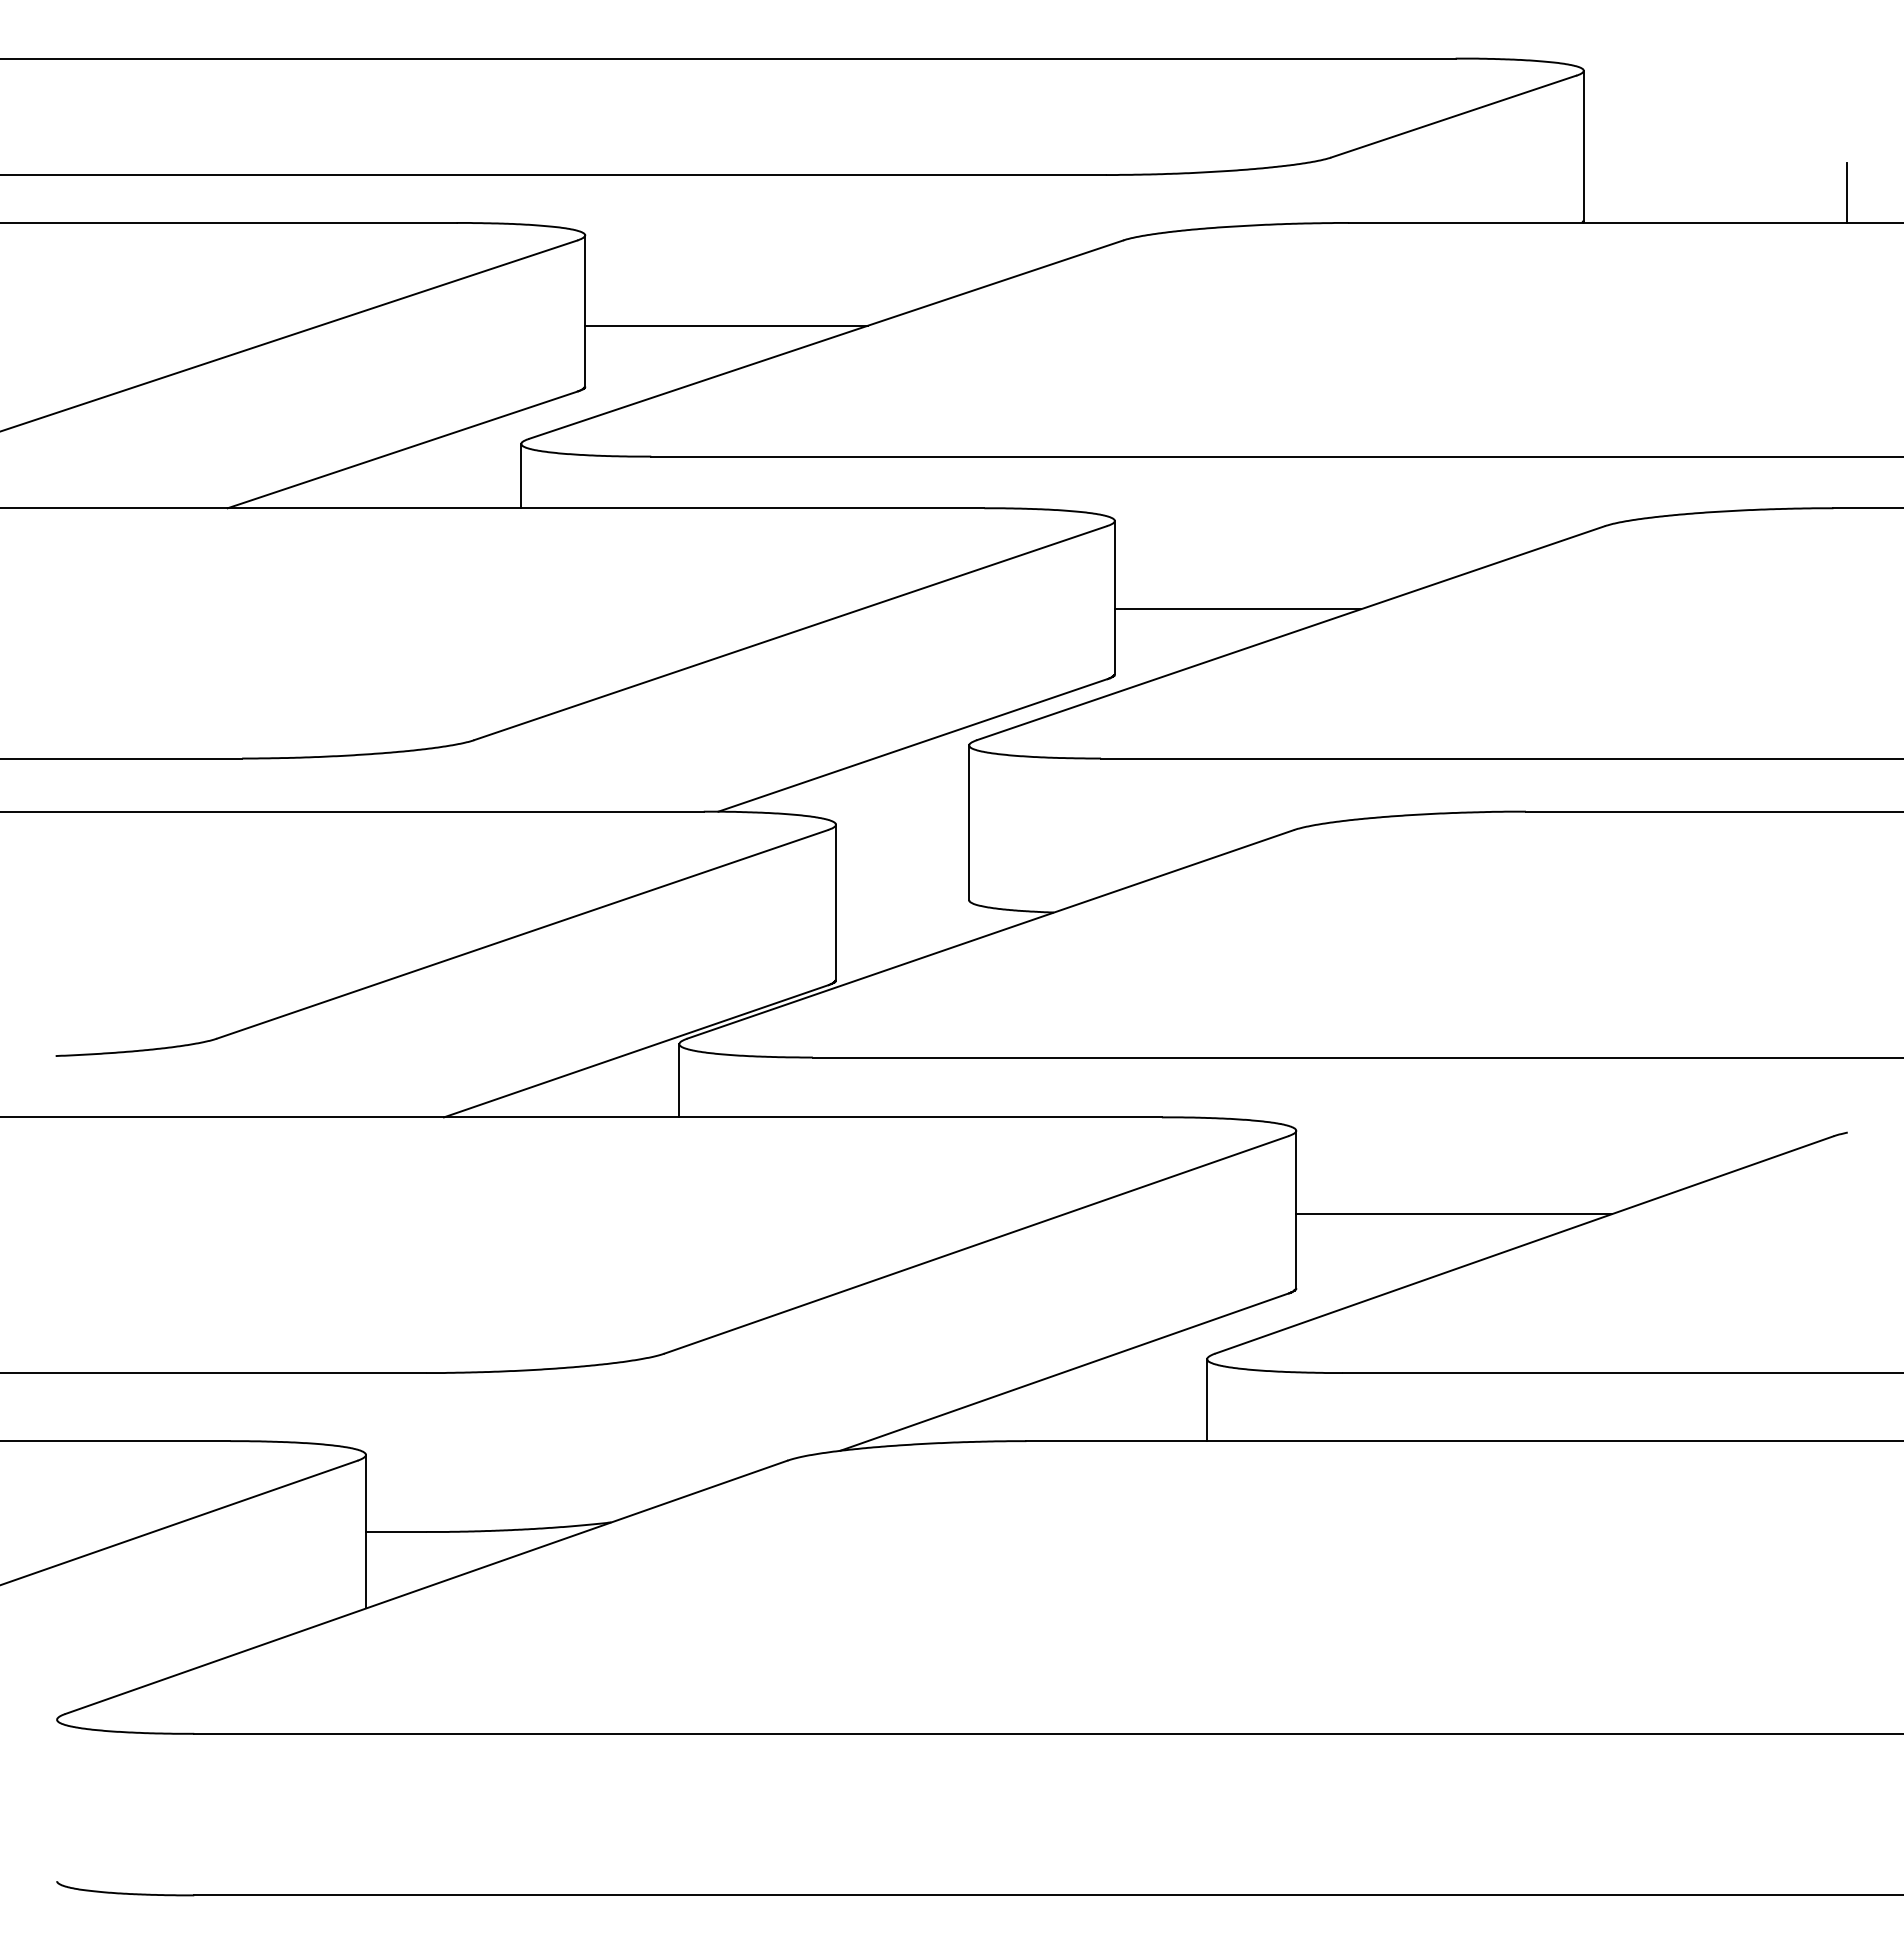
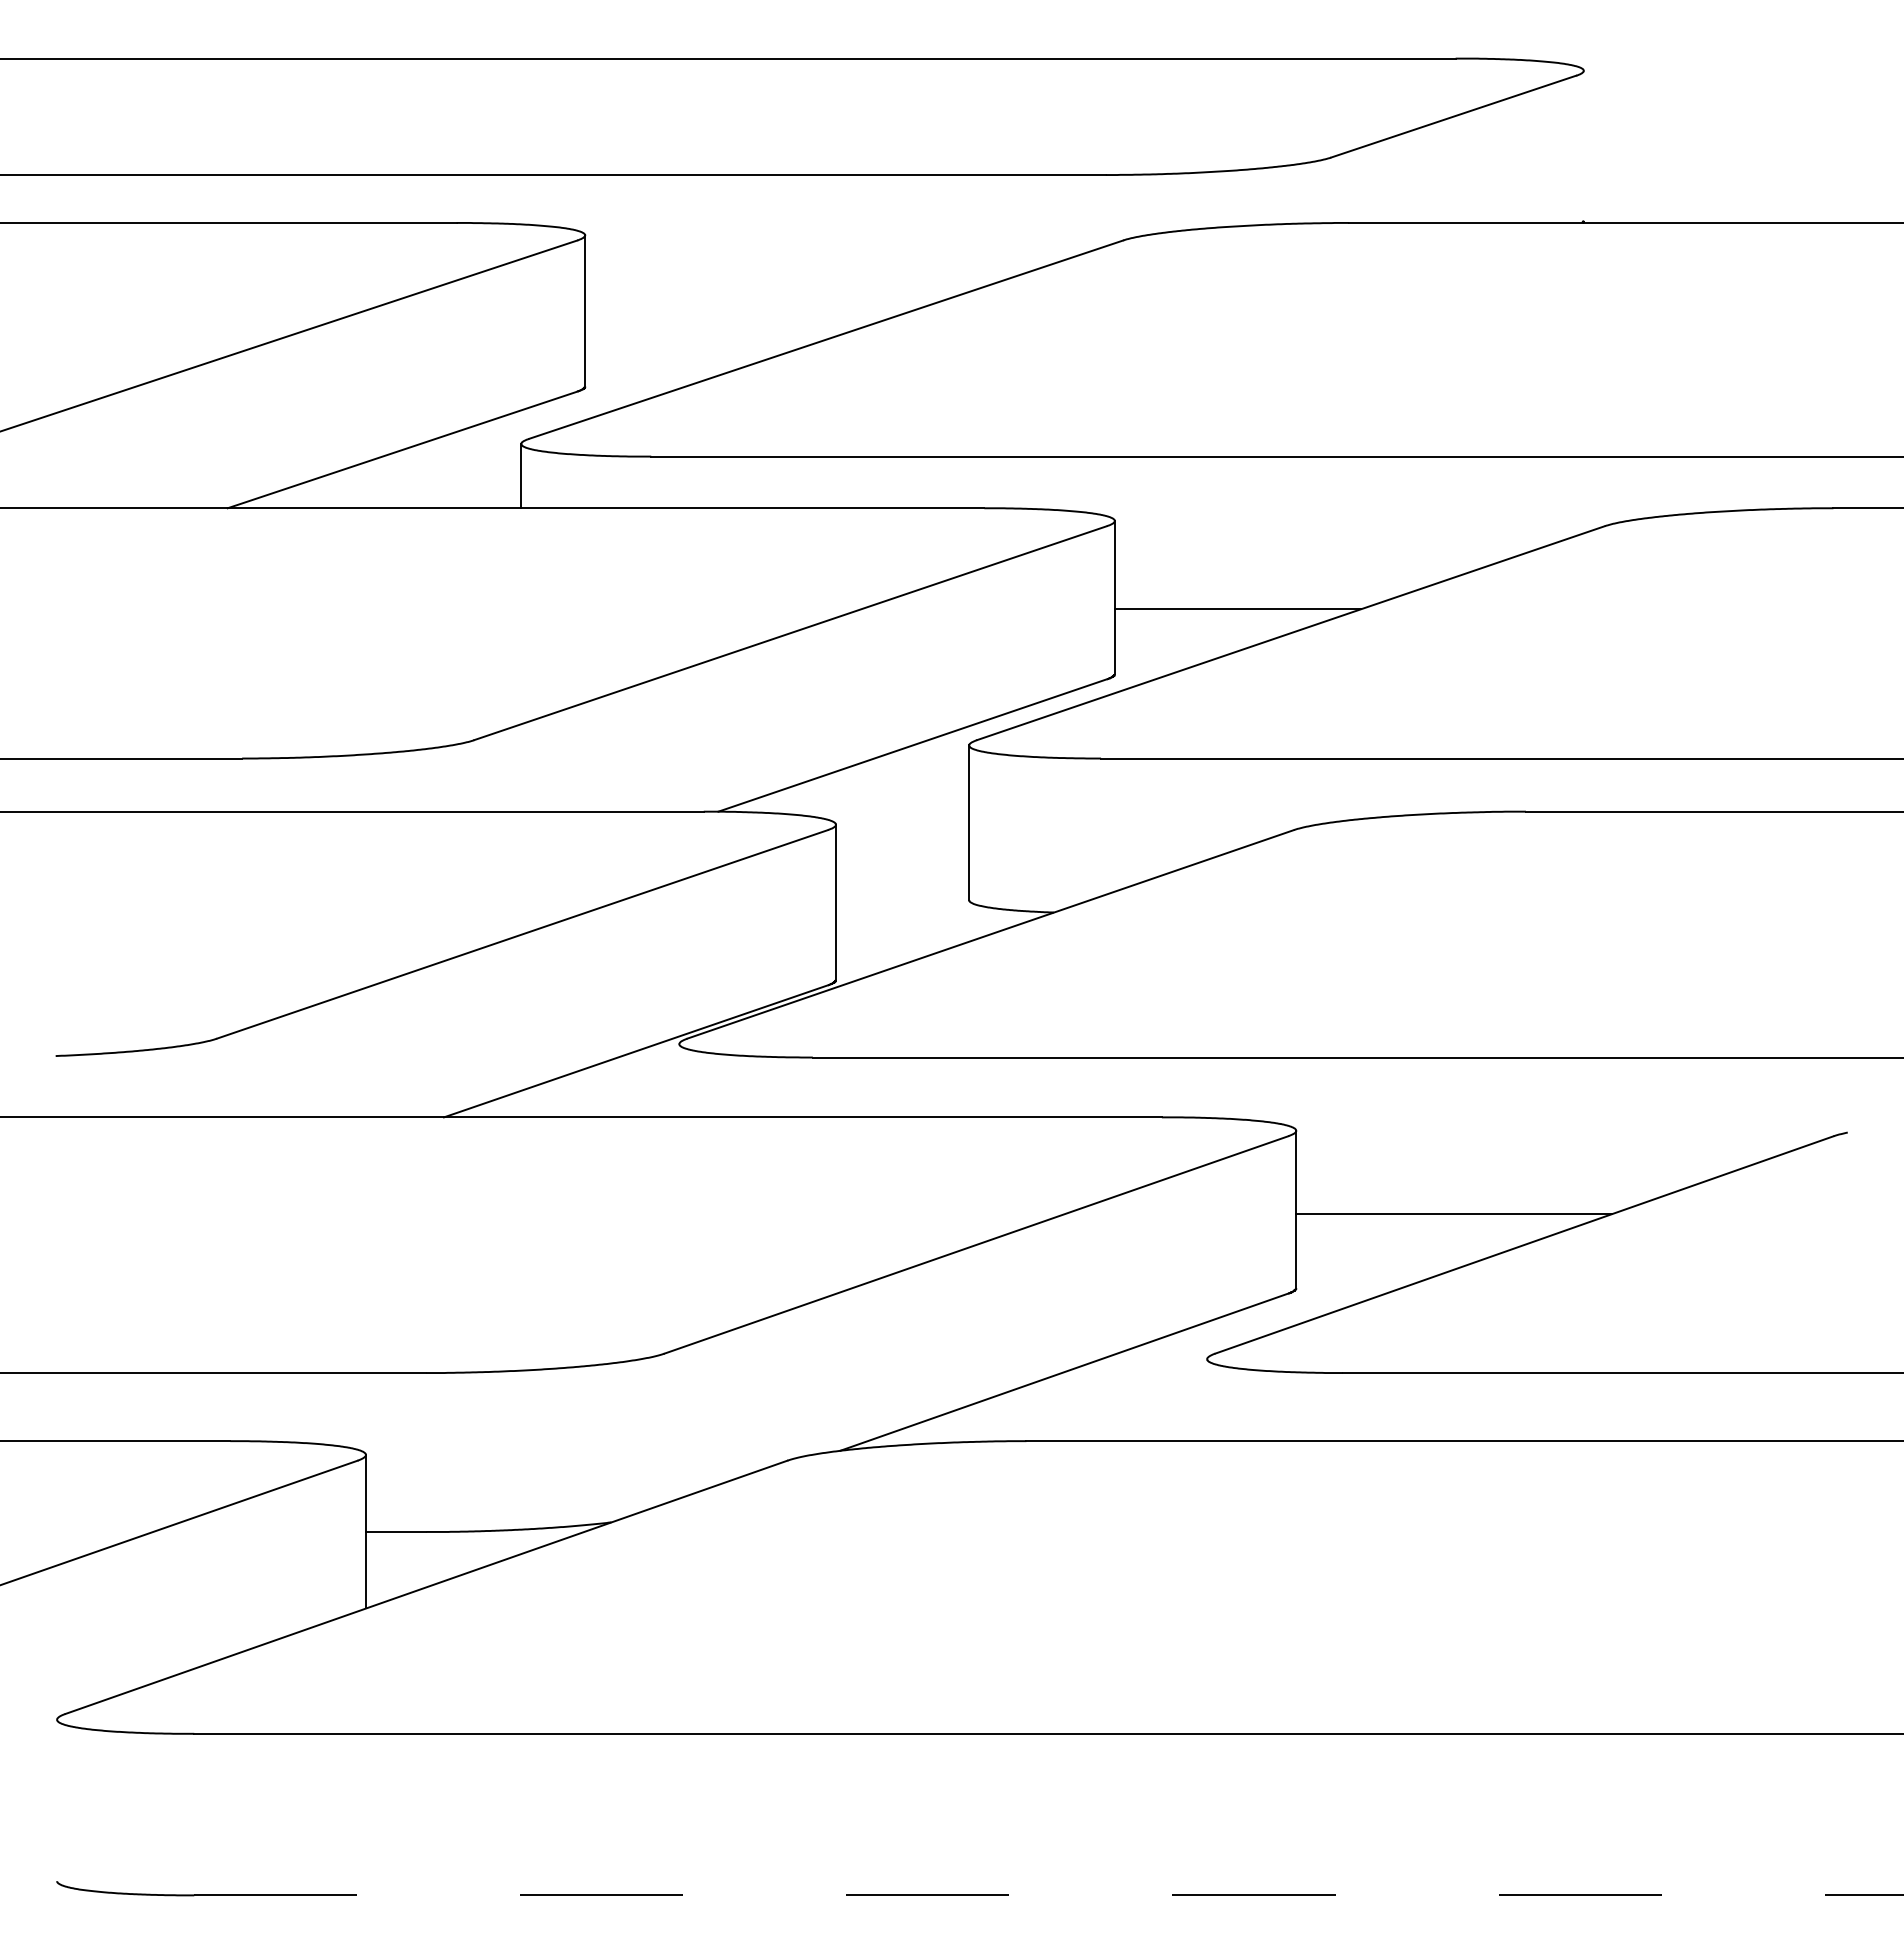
line: present -> none (1583, 145)
line: present -> none (1846, 192)
line: present -> none (726, 325)
line: present -> none (679, 1080)
line: present -> none (1207, 1400)
line: solid -> dashed (1049, 1895)
